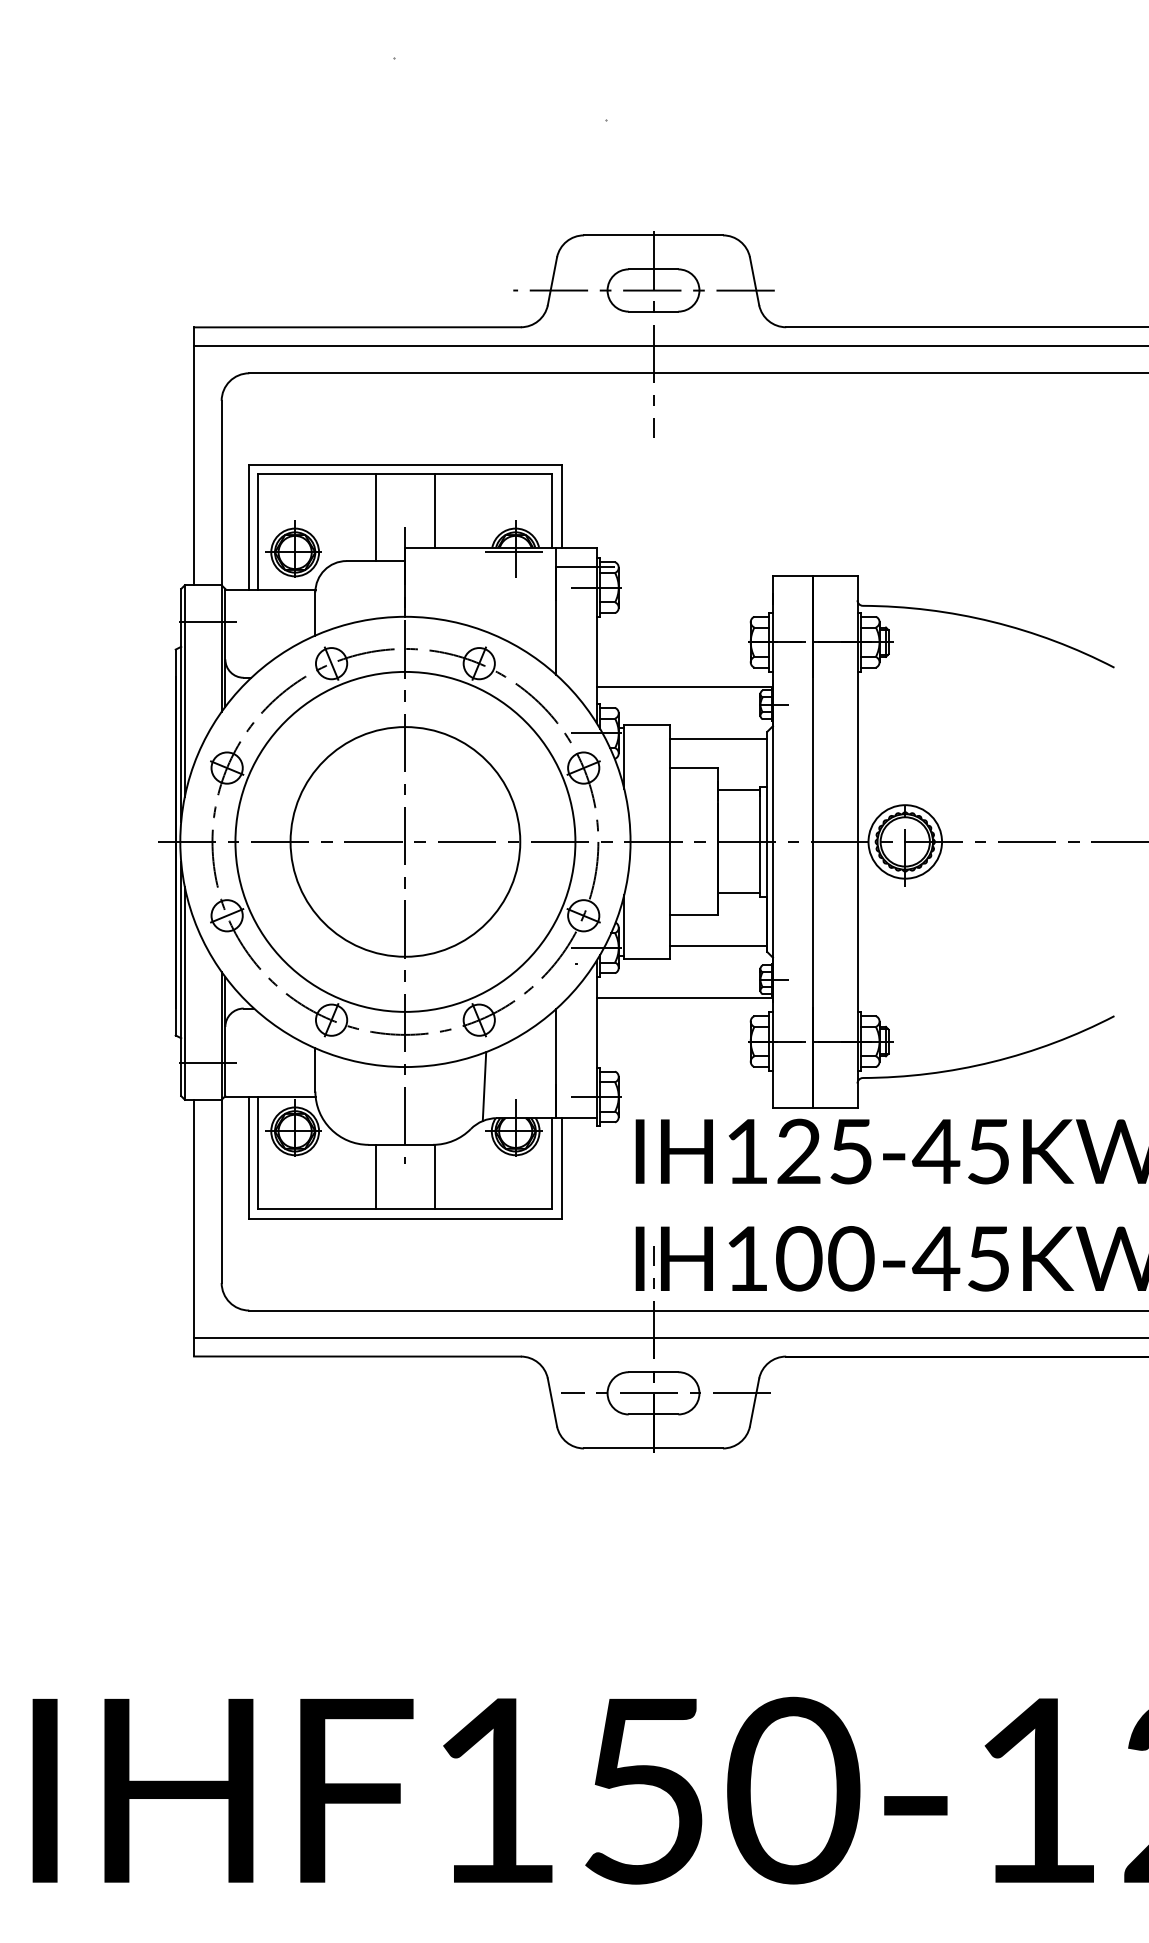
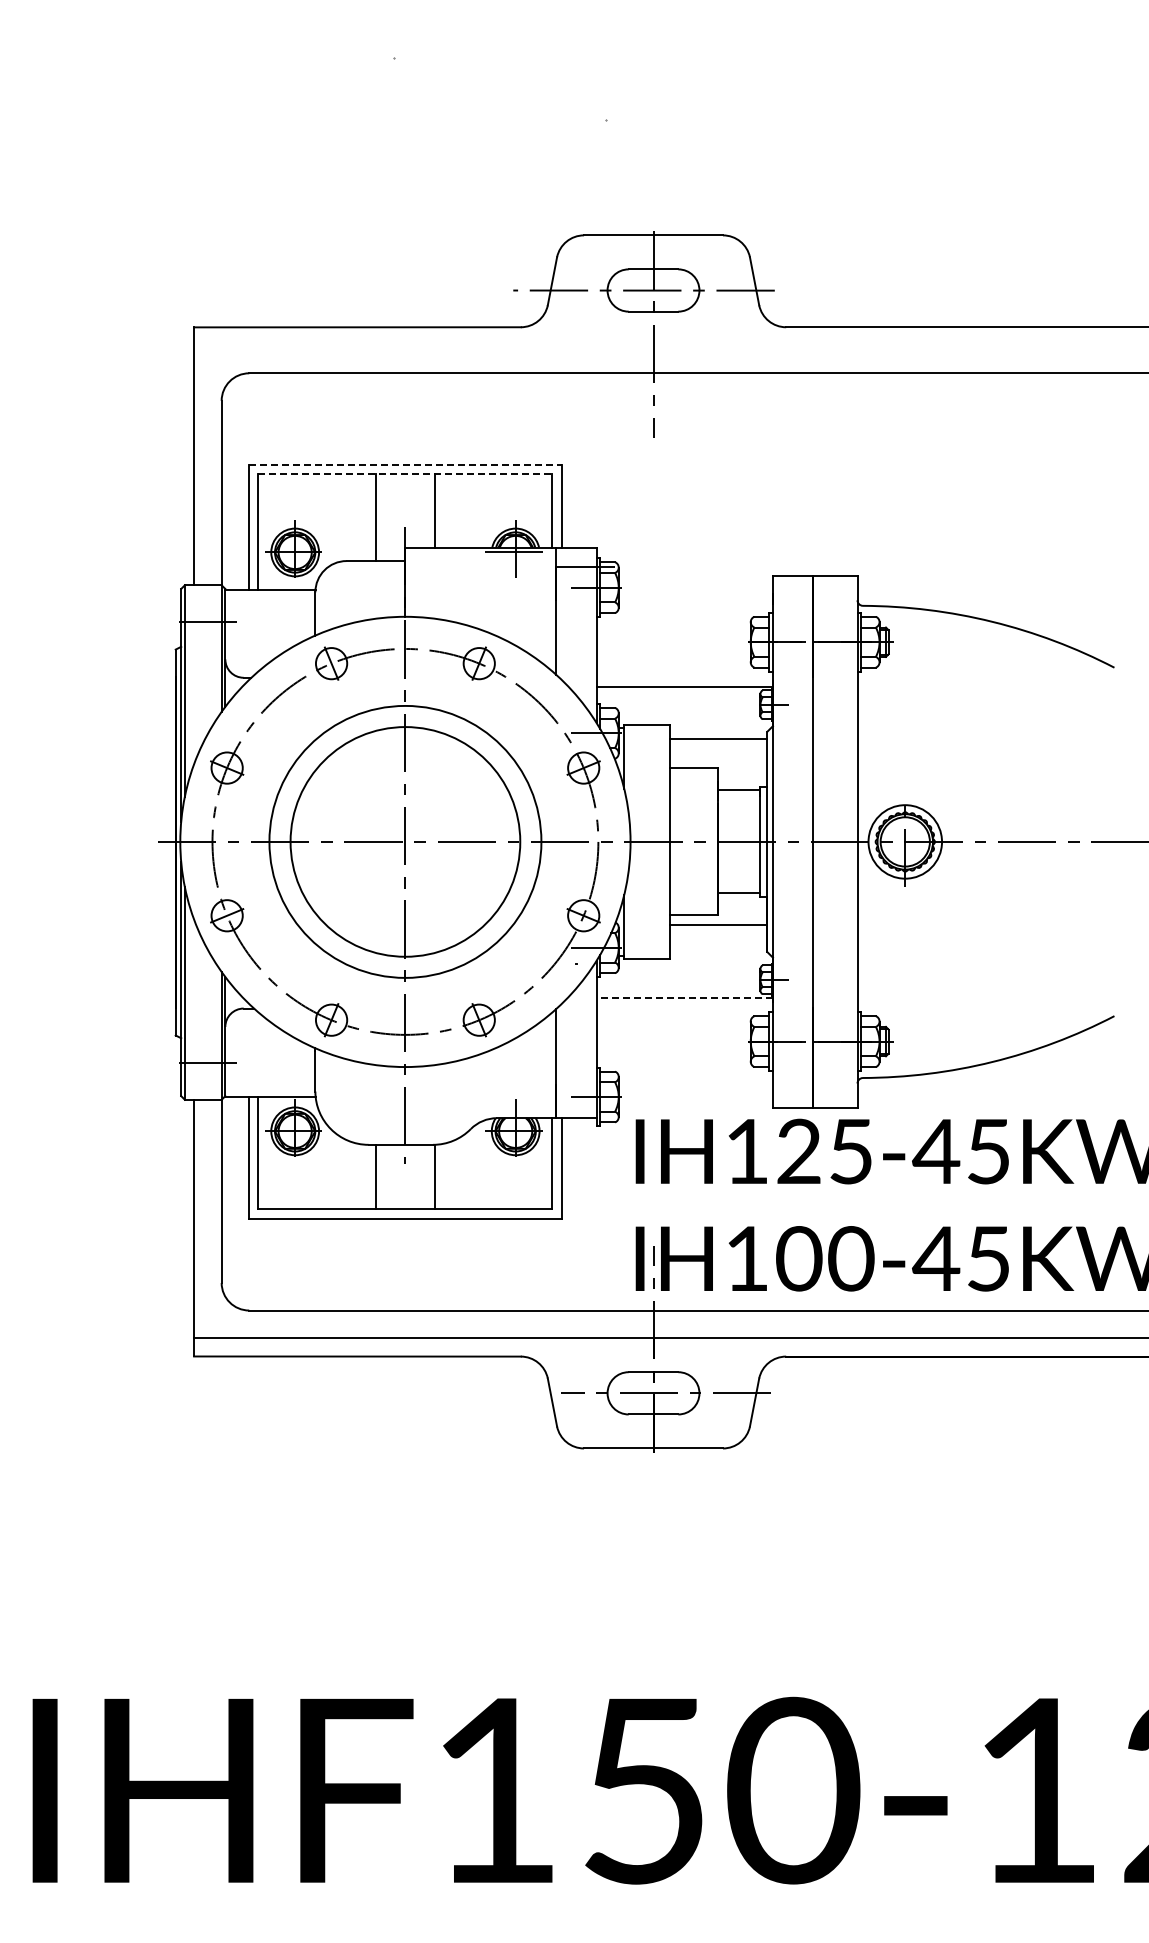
line: present -> none (669, 345)
line: solid -> dashed (405, 465)
line: solid -> dashed (405, 474)
circle diameter: 340 px -> 272 px (405, 841)
line position: (718, 946) -> (718, 925) (718, 925)
line: solid -> dashed (684, 997)
line: present -> none (484, 1086)
